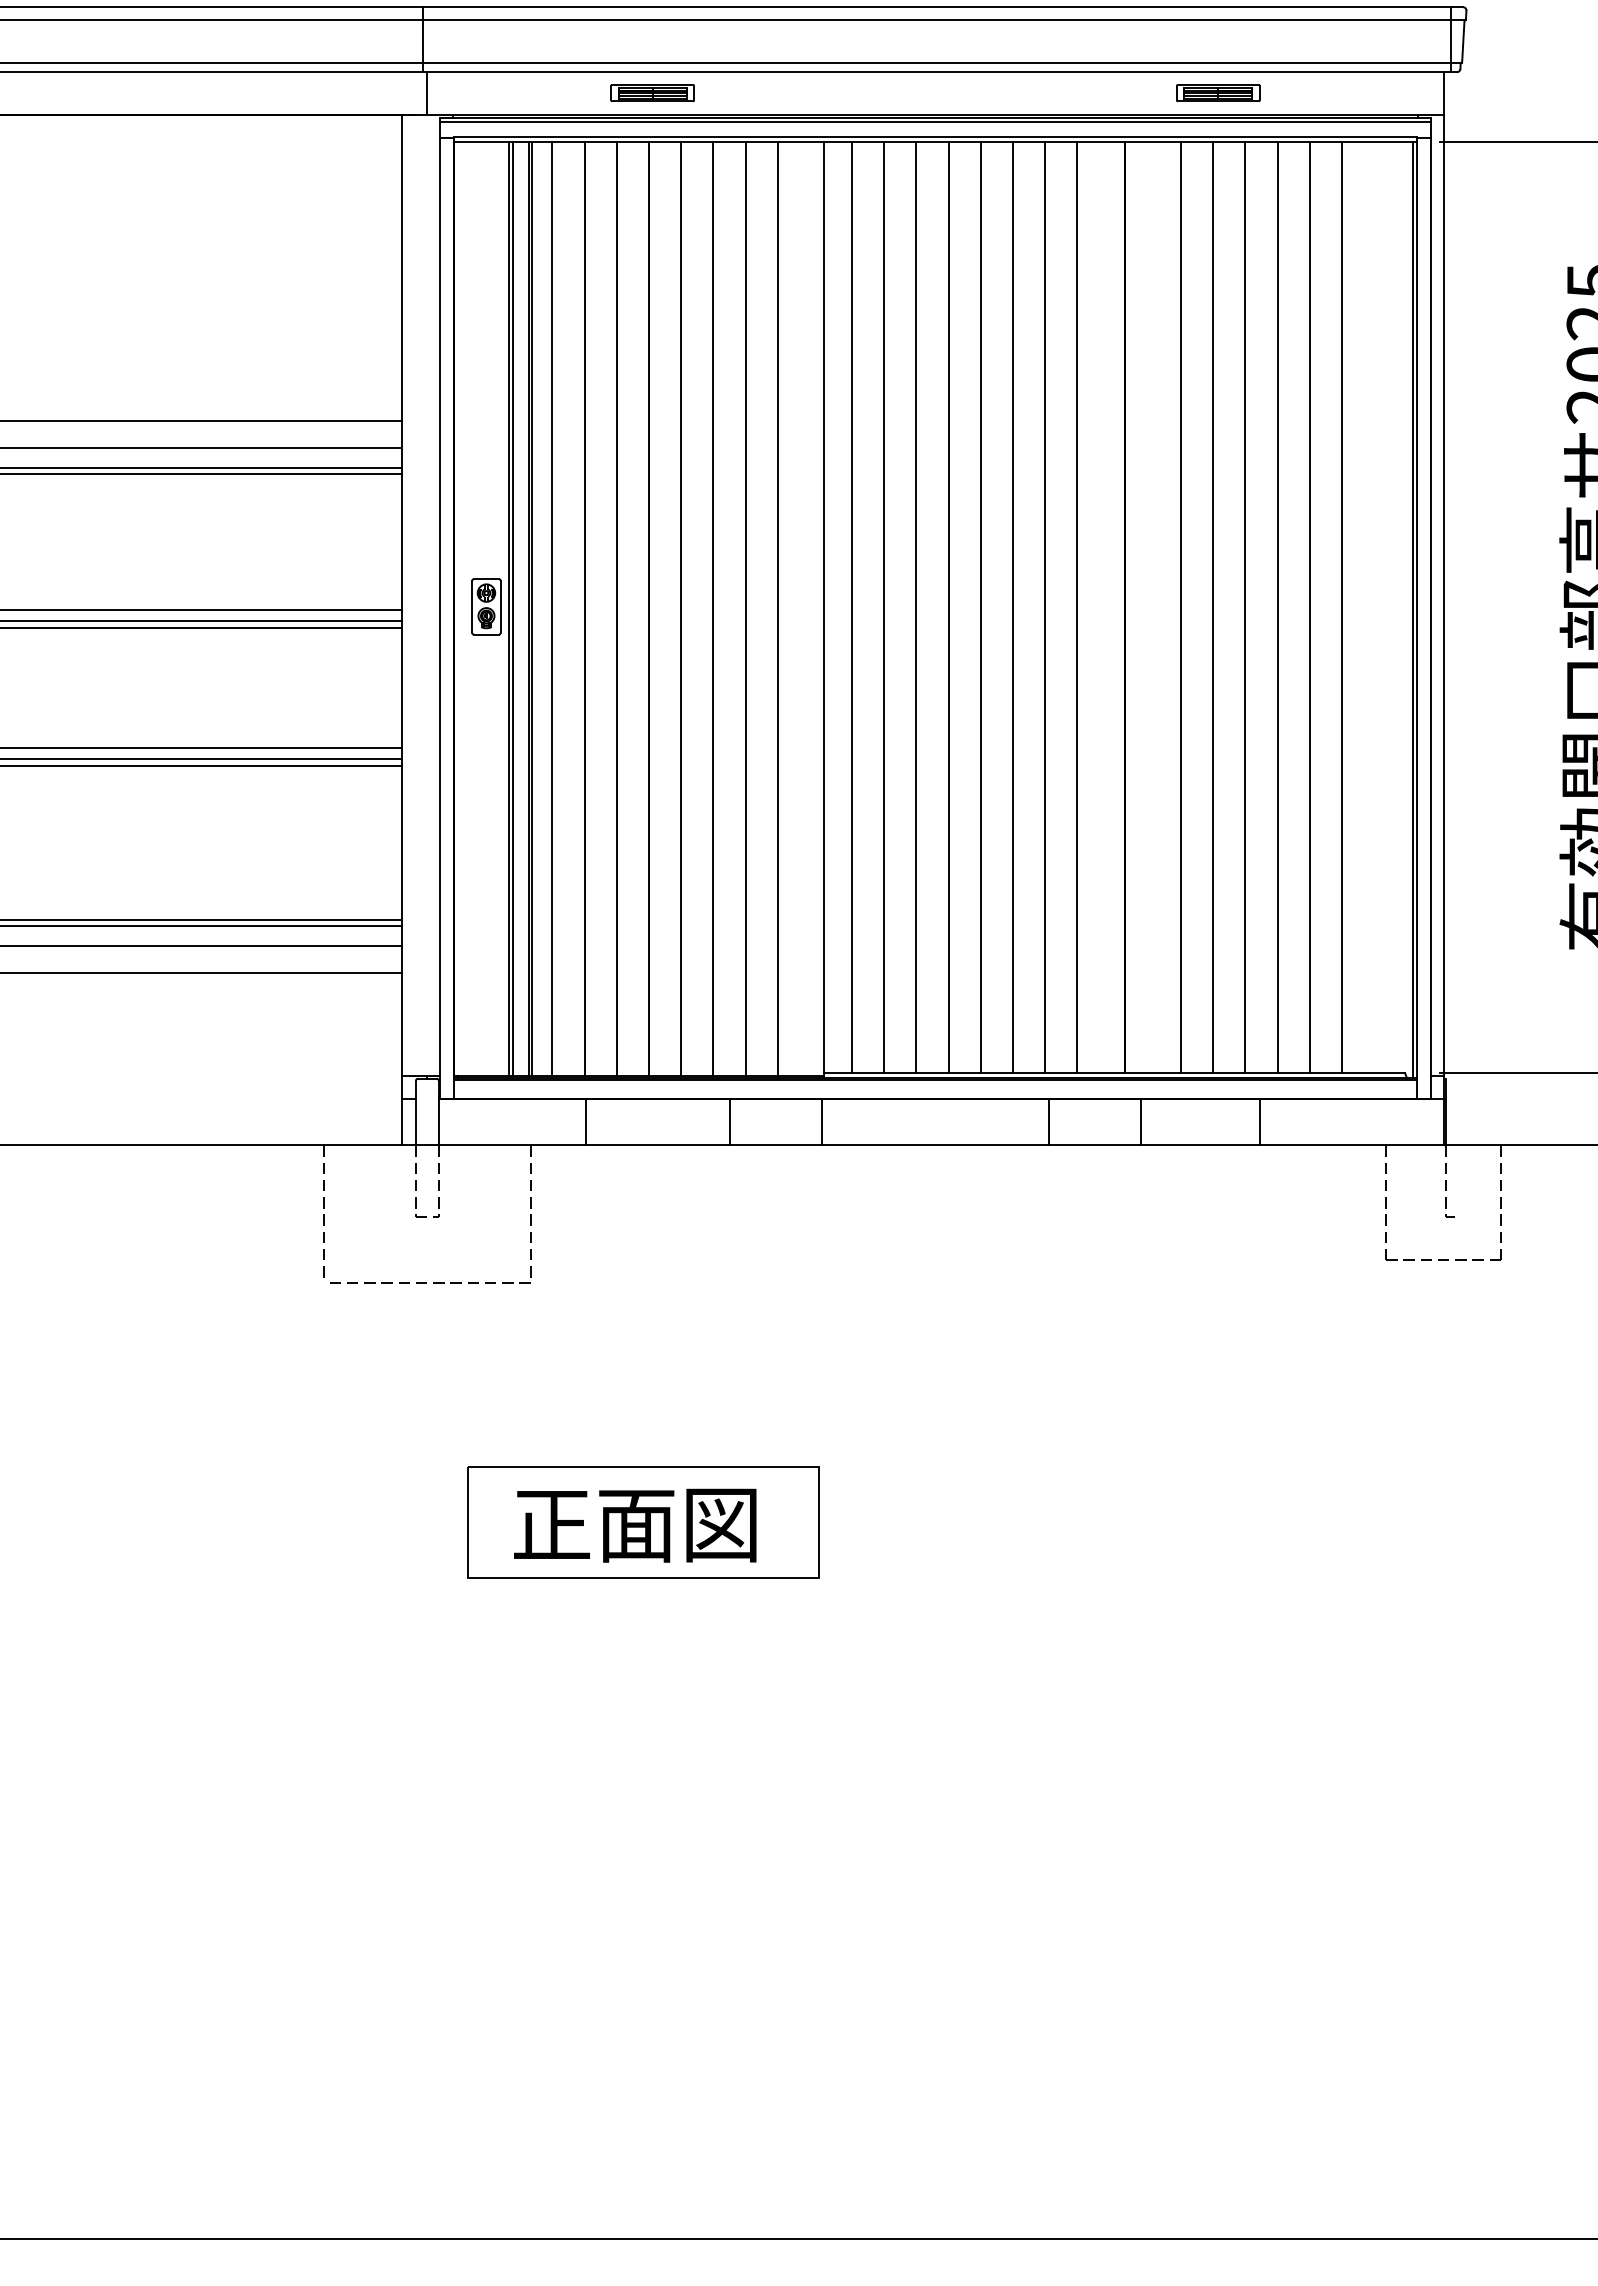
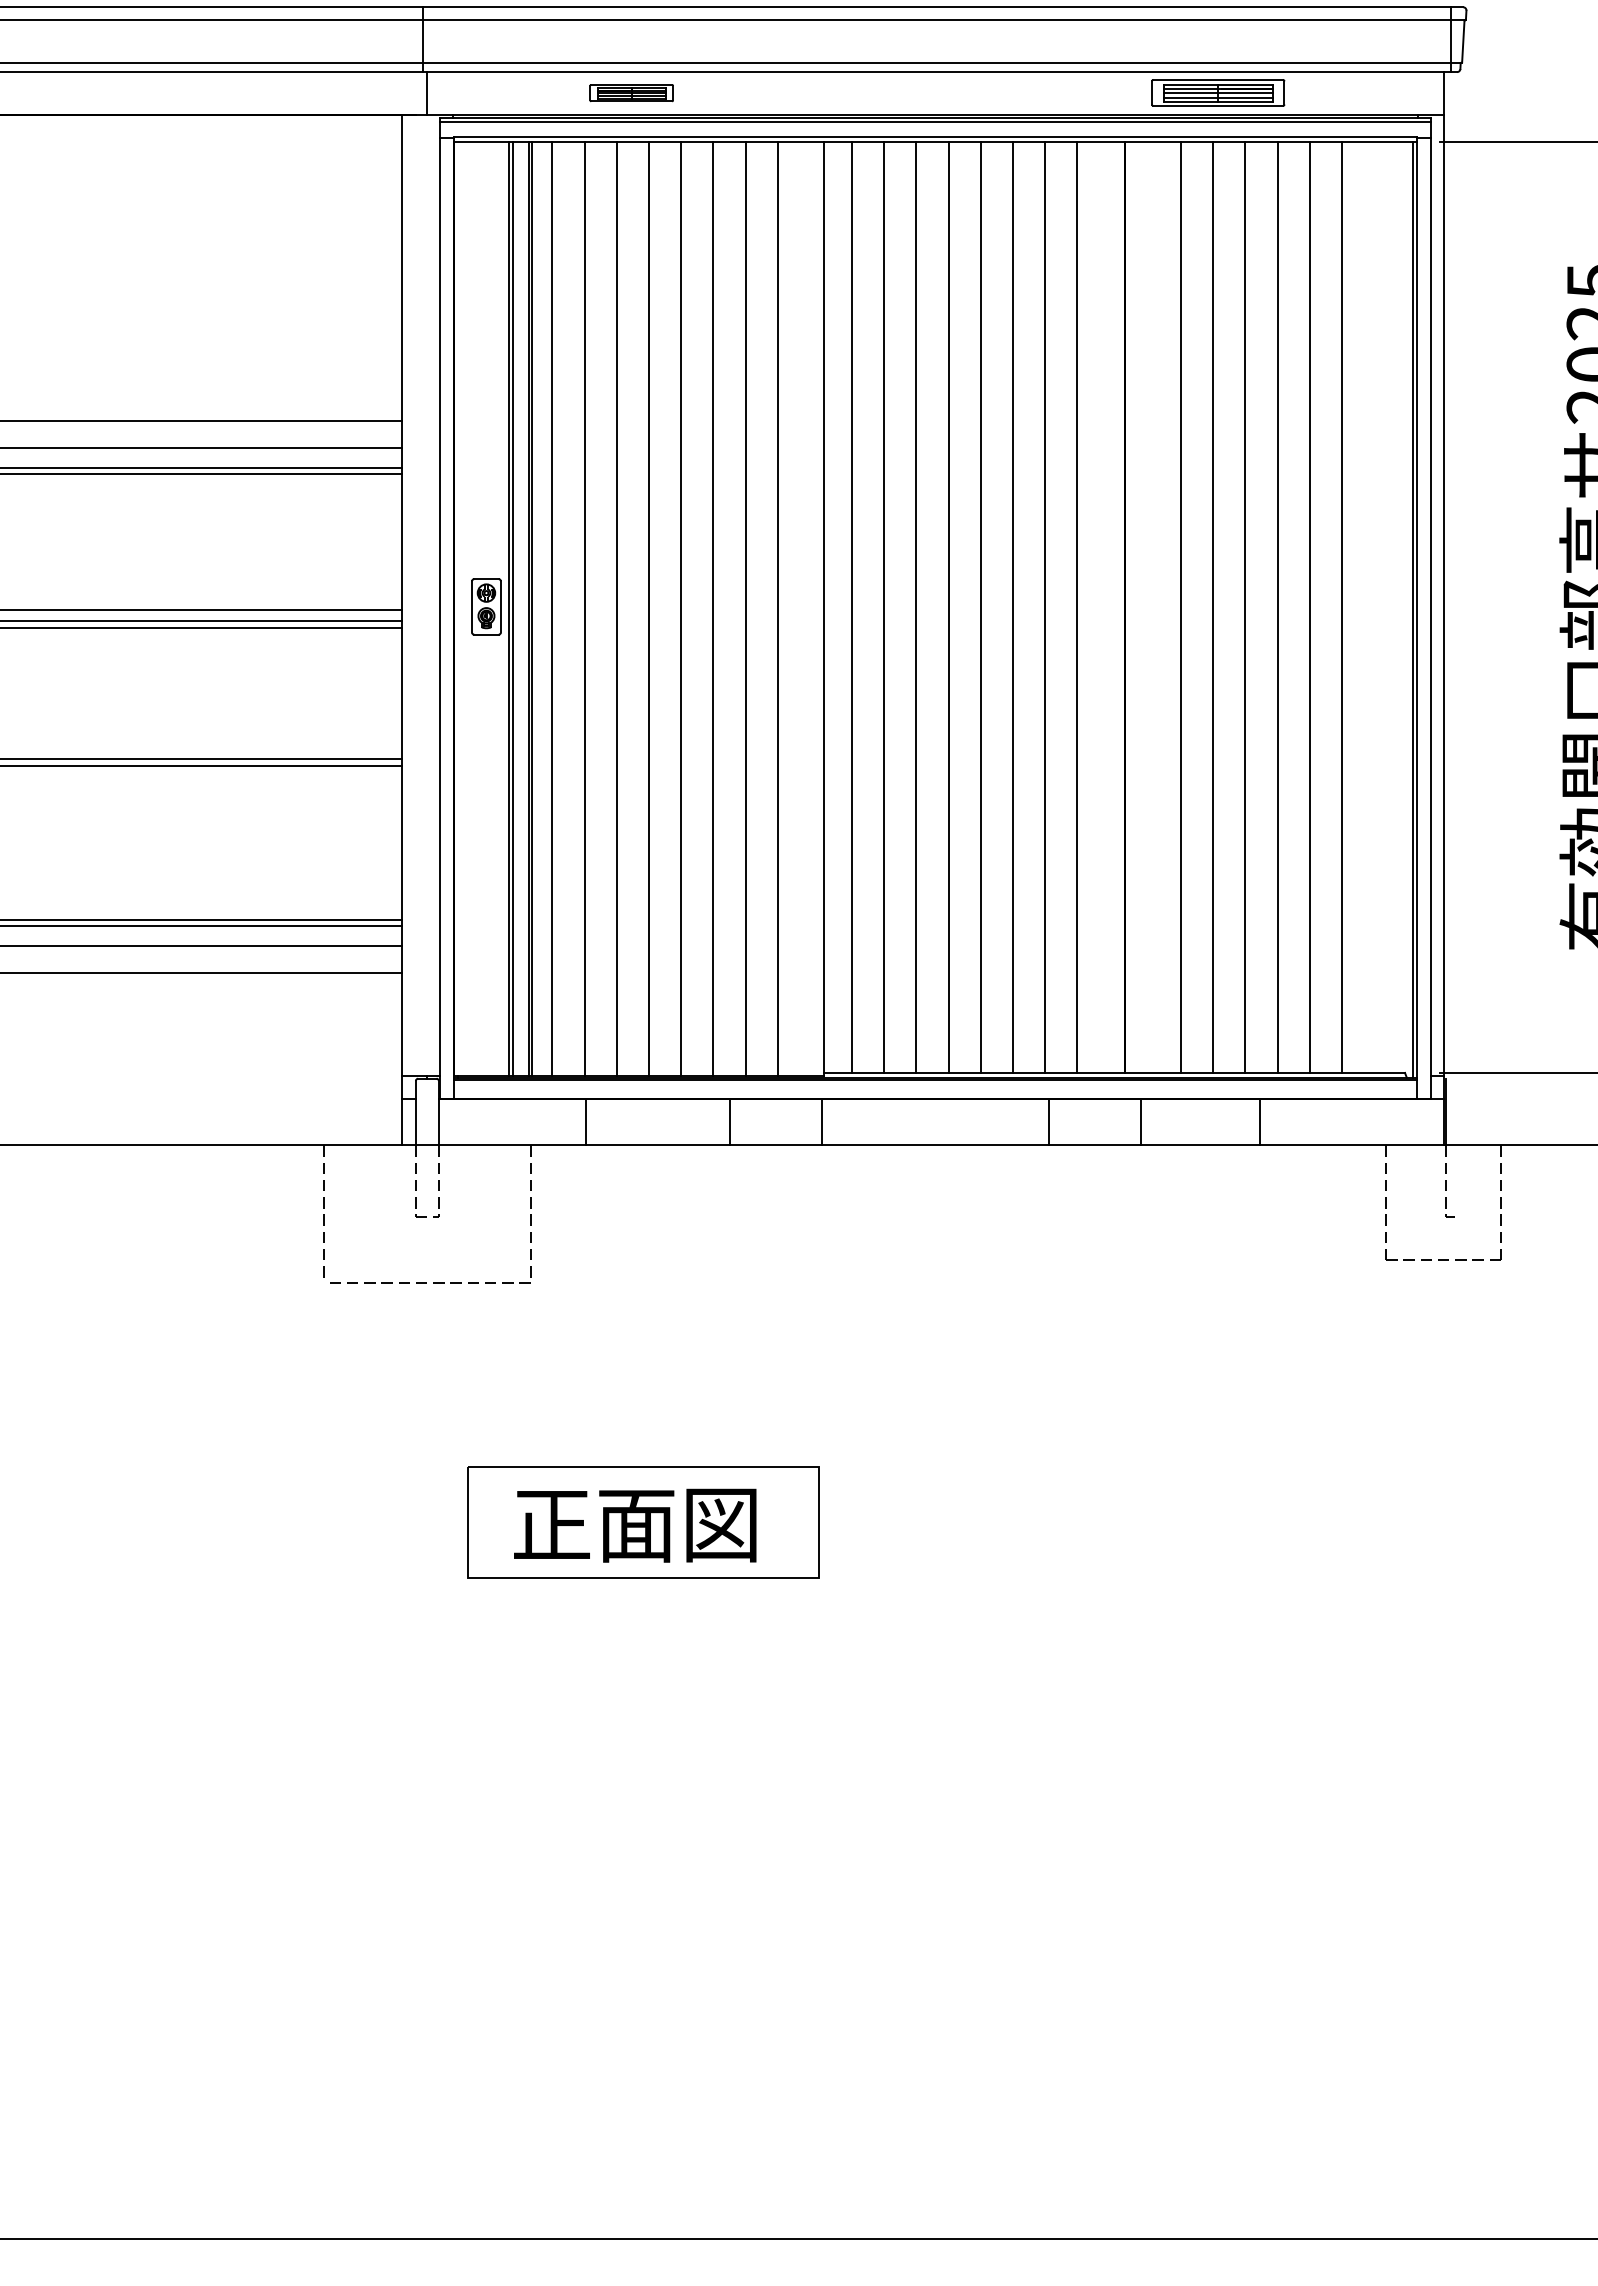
part position: (652, 93) -> (631, 93) (631, 93)
part size: 85x19 px -> 135x28 px (1218, 92)
line: present -> none (202, 748)
